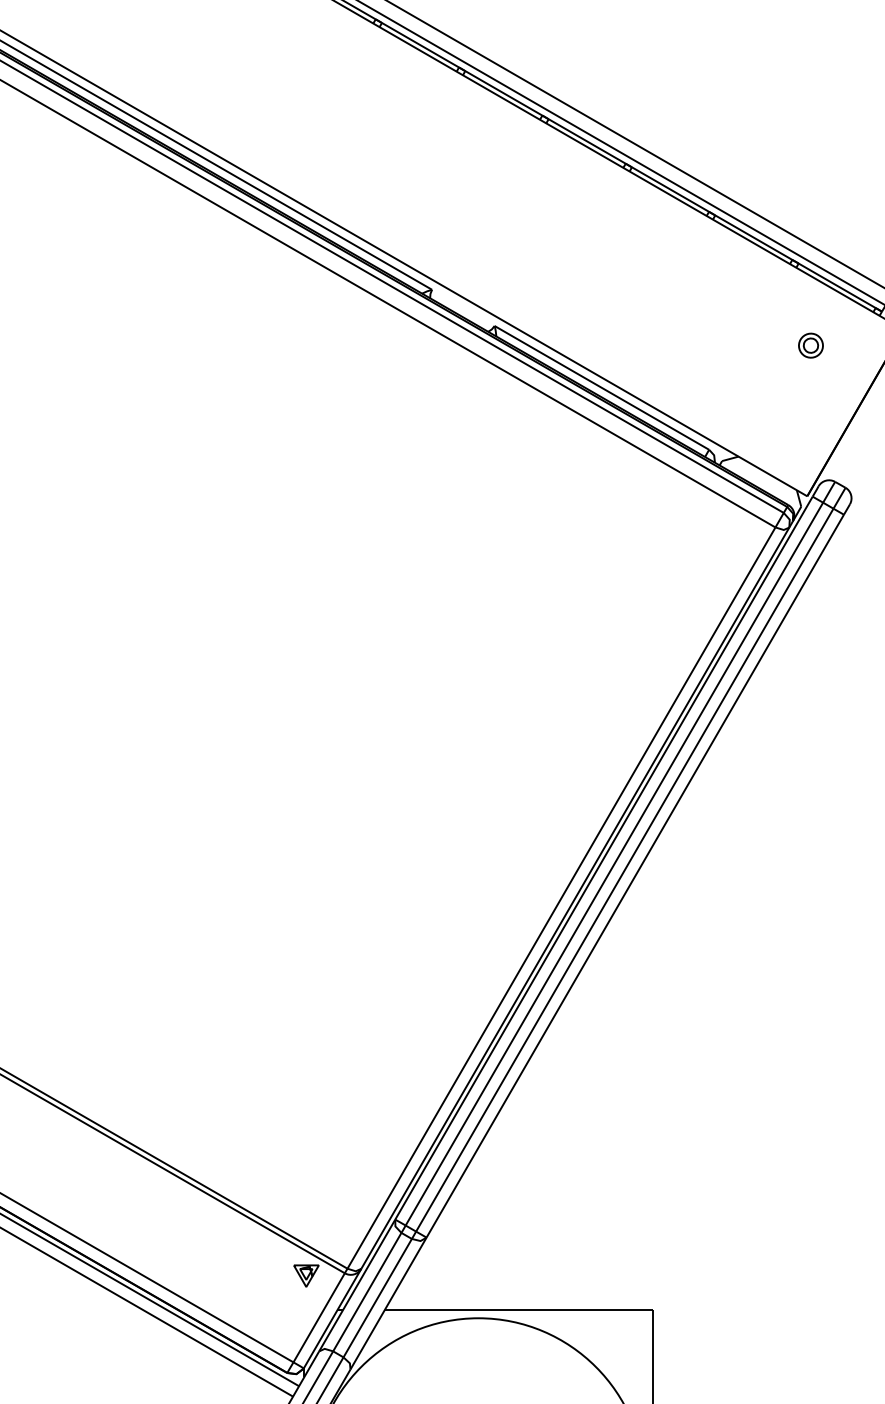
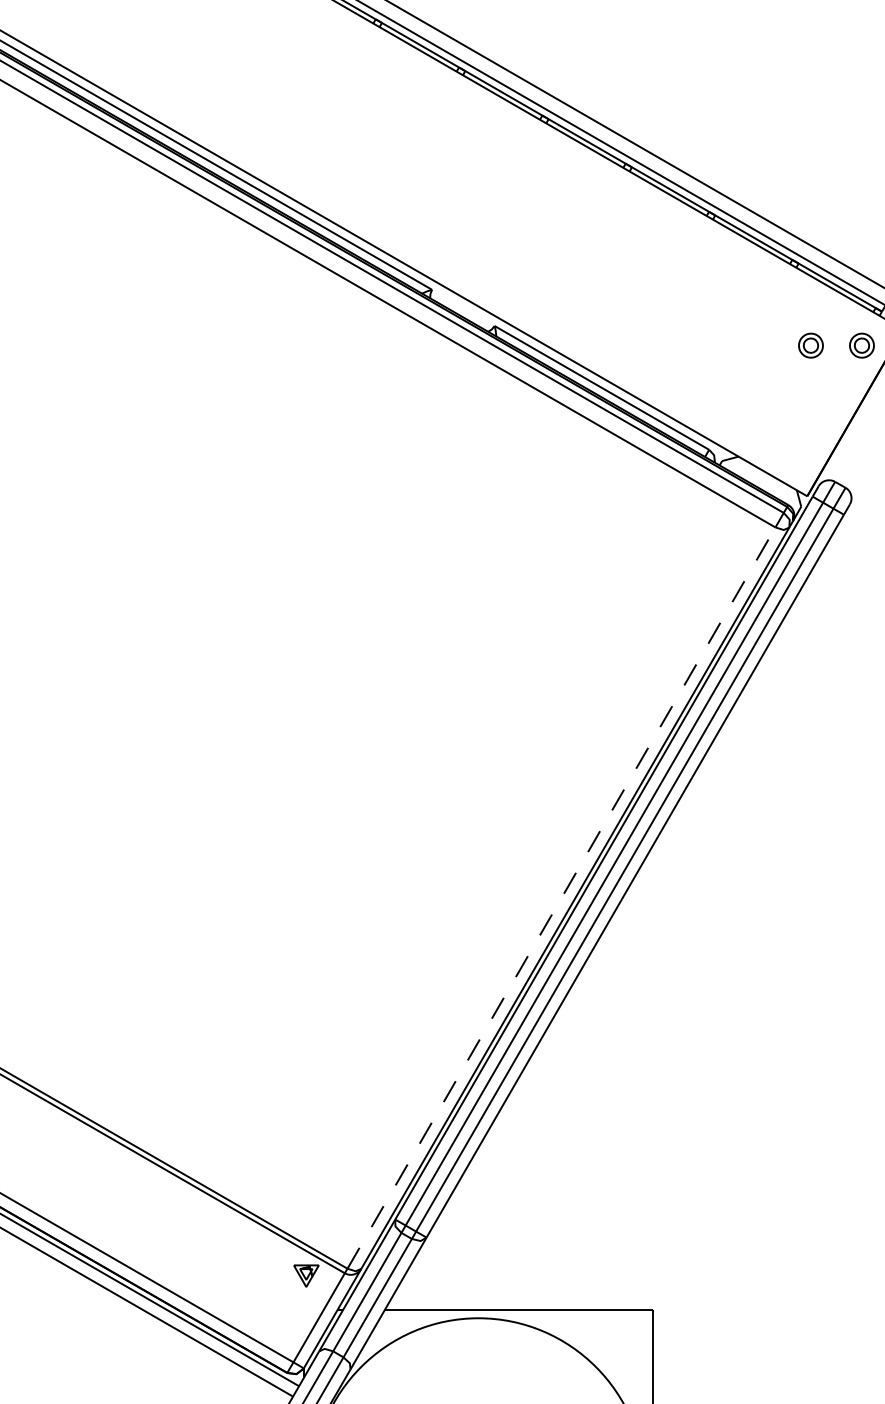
part: none -> present (861, 345)
line: solid -> dashed (561, 898)
